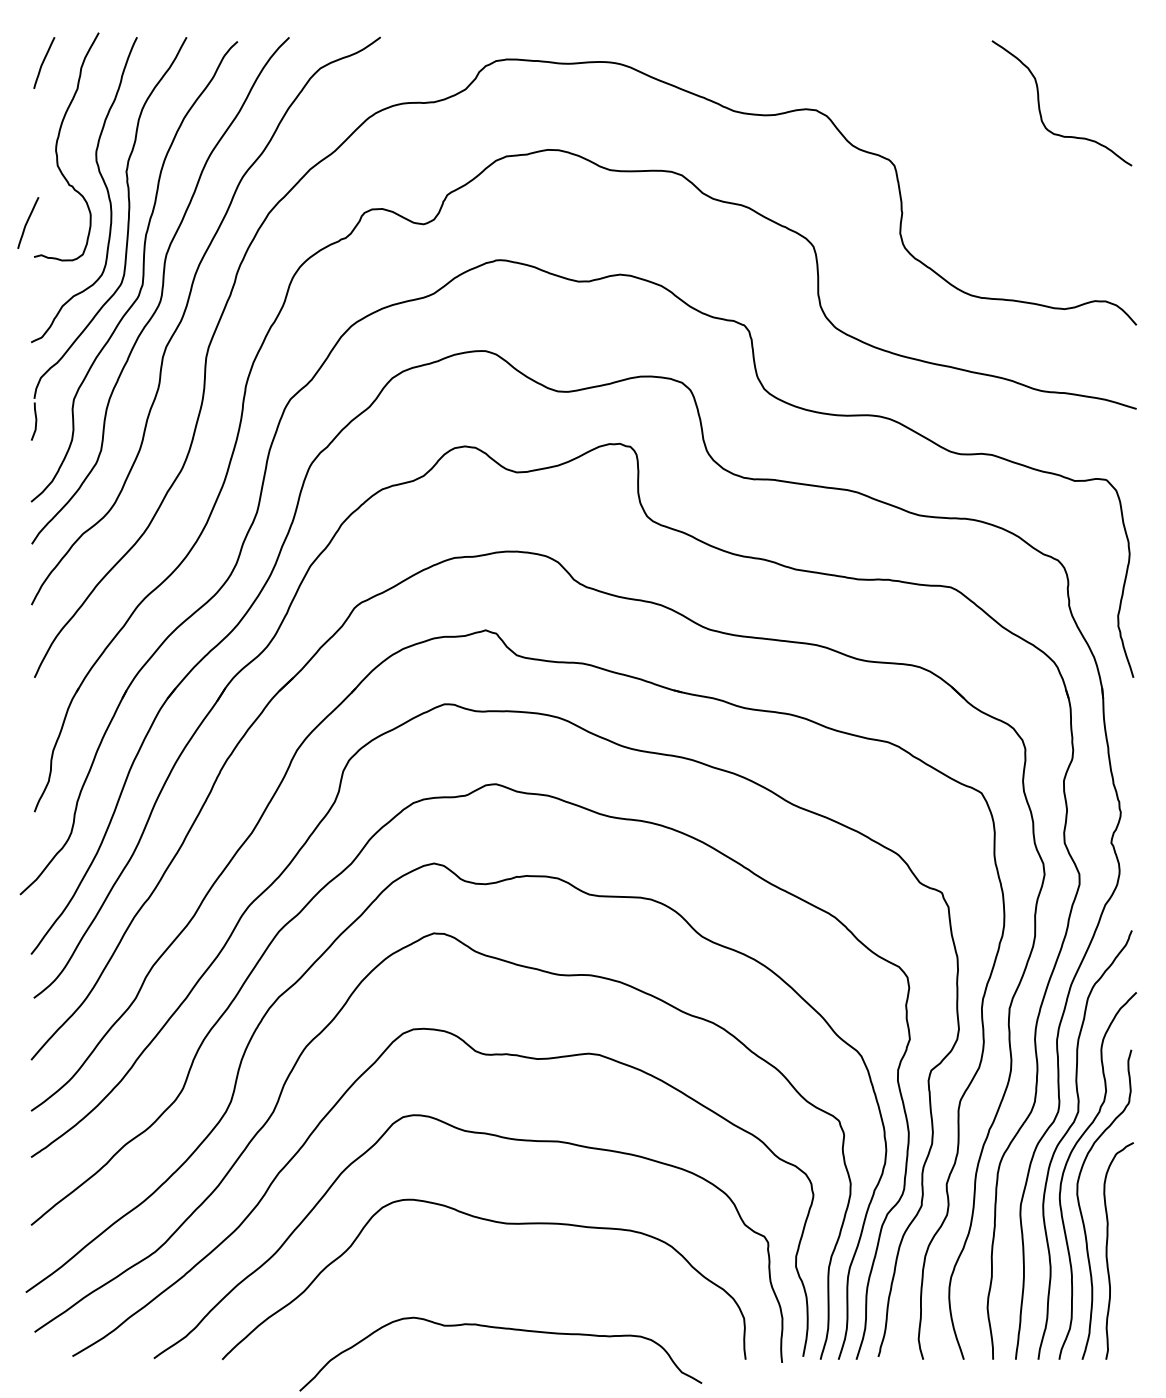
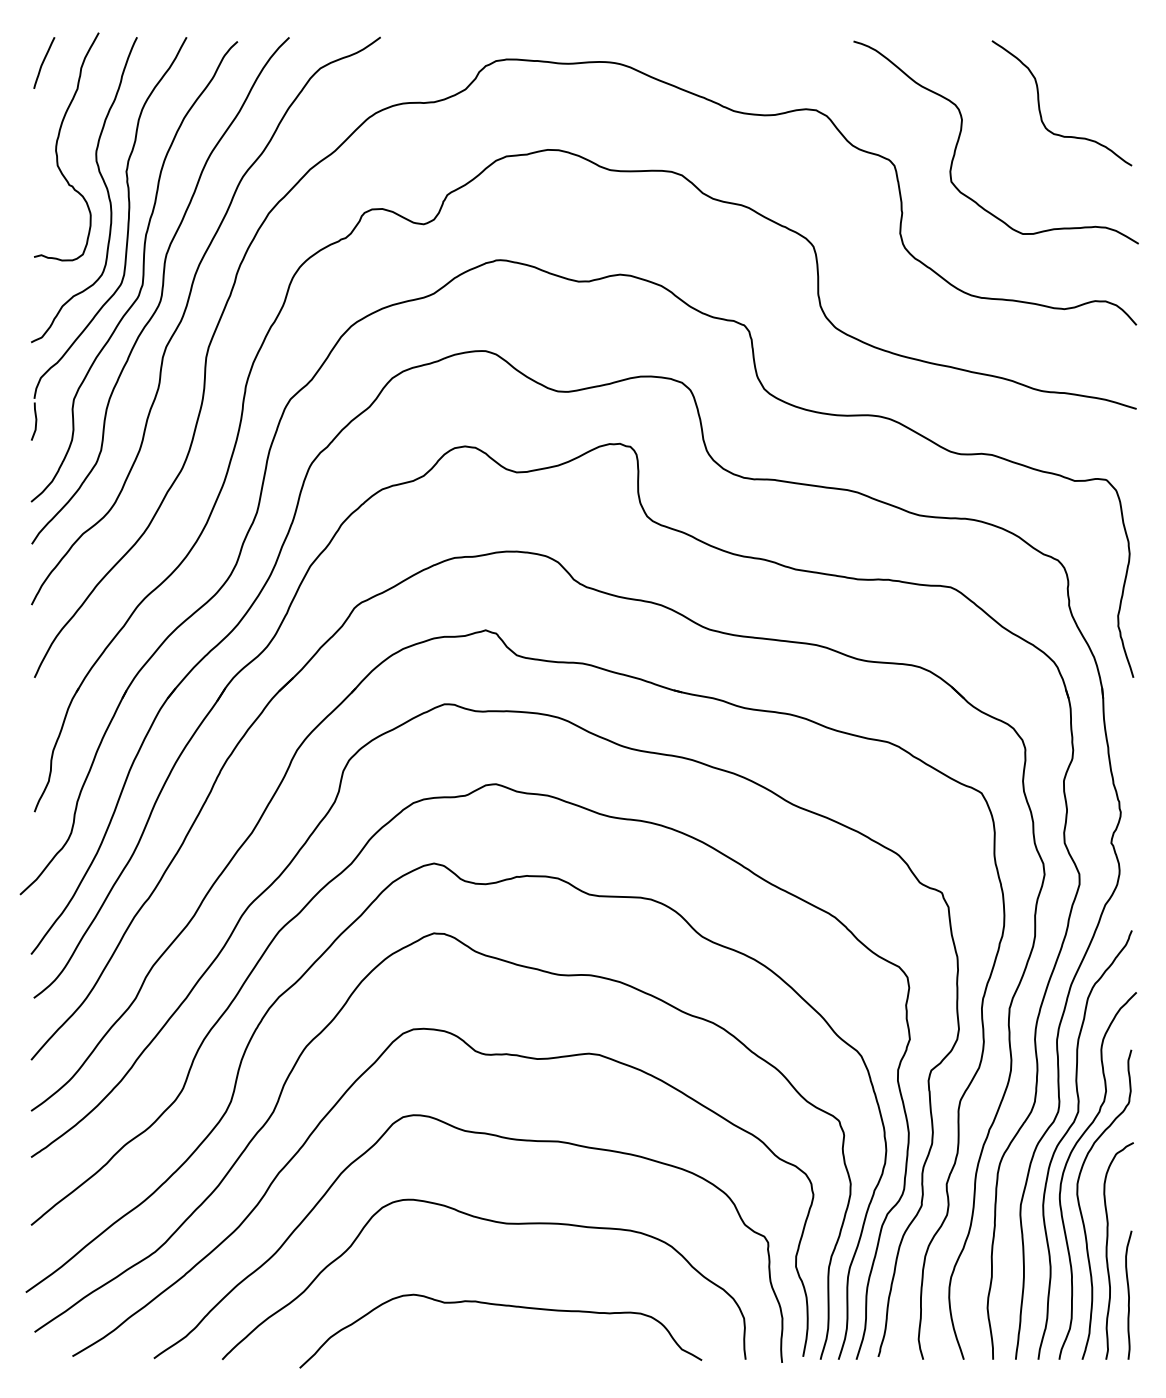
curve: none -> present (961, 133)
curve: present -> none (28, 221)
curve: none -> present (1128, 1294)
curve position: (502, 1329) -> (502, 1306) (502, 1306)
